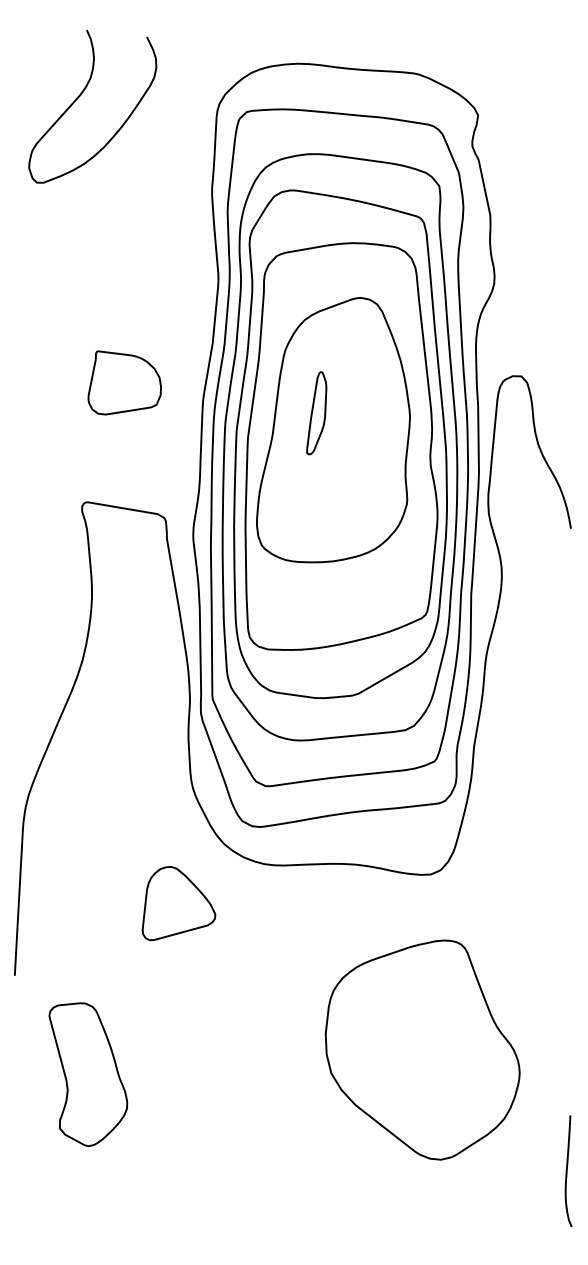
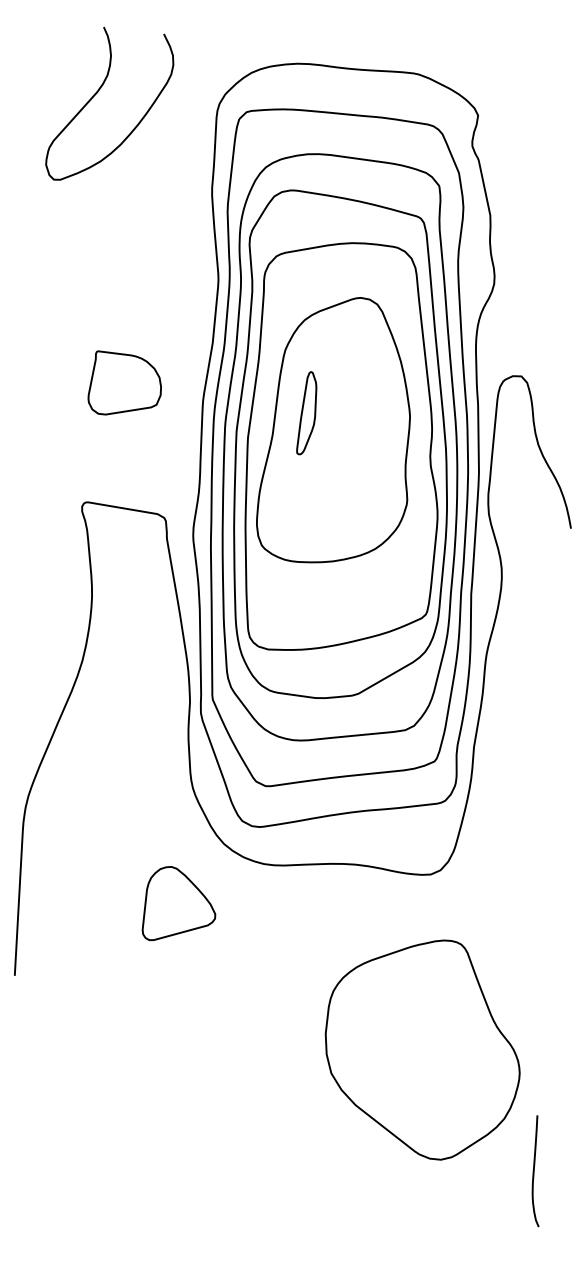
curve position: (81, 95) -> (98, 92) (98, 92)
part position: (316, 413) -> (306, 413) (306, 413)
part: present -> none (88, 1074)
curve position: (567, 1171) -> (534, 1171) (534, 1171)
